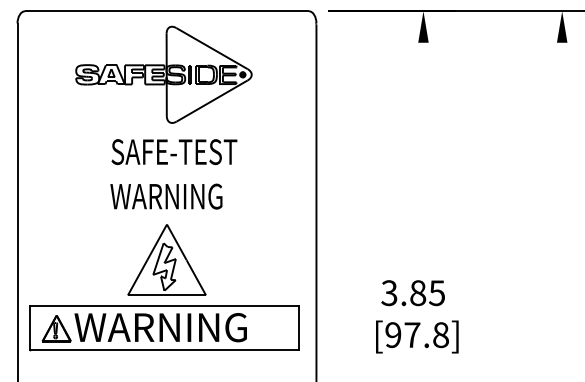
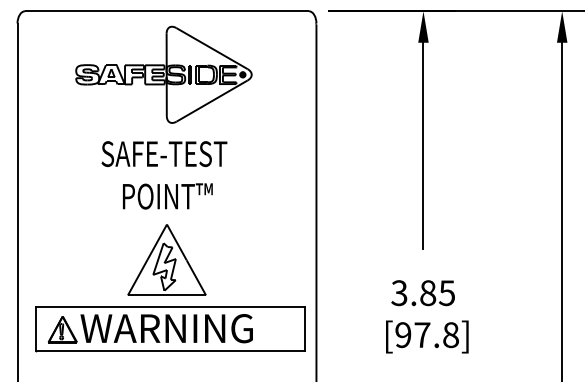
line: none -> present (423, 145)
text position: (174, 152) -> (164, 154) (164, 154)
text: WARNING -> POINT™ (166, 196)
line: none -> present (562, 210)
text position: (417, 316) -> (427, 316) (427, 316)
part position: (164, 328) -> (170, 329) (170, 329)
